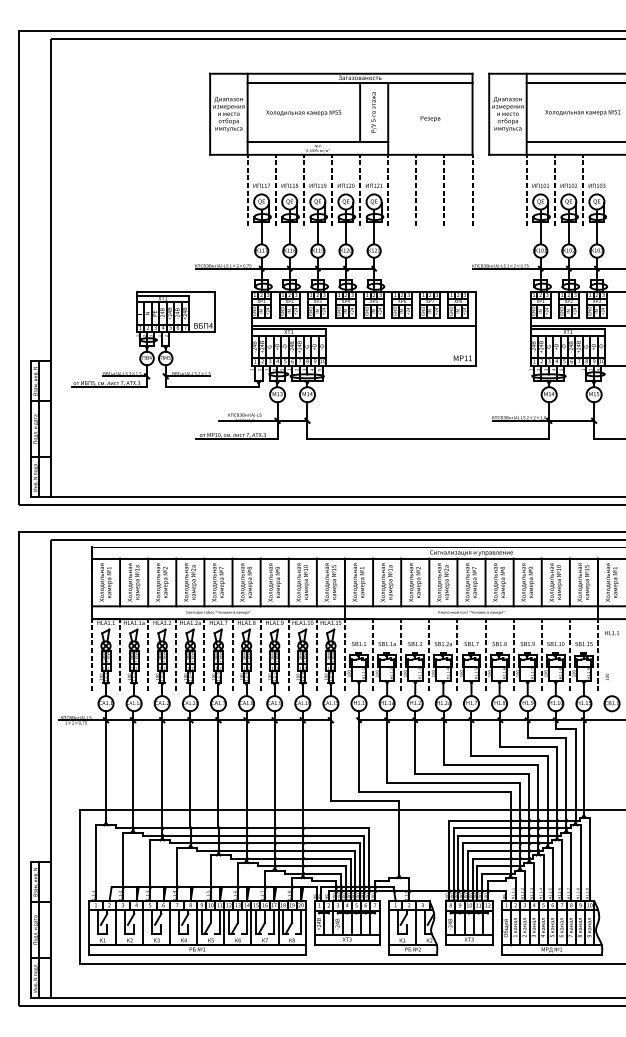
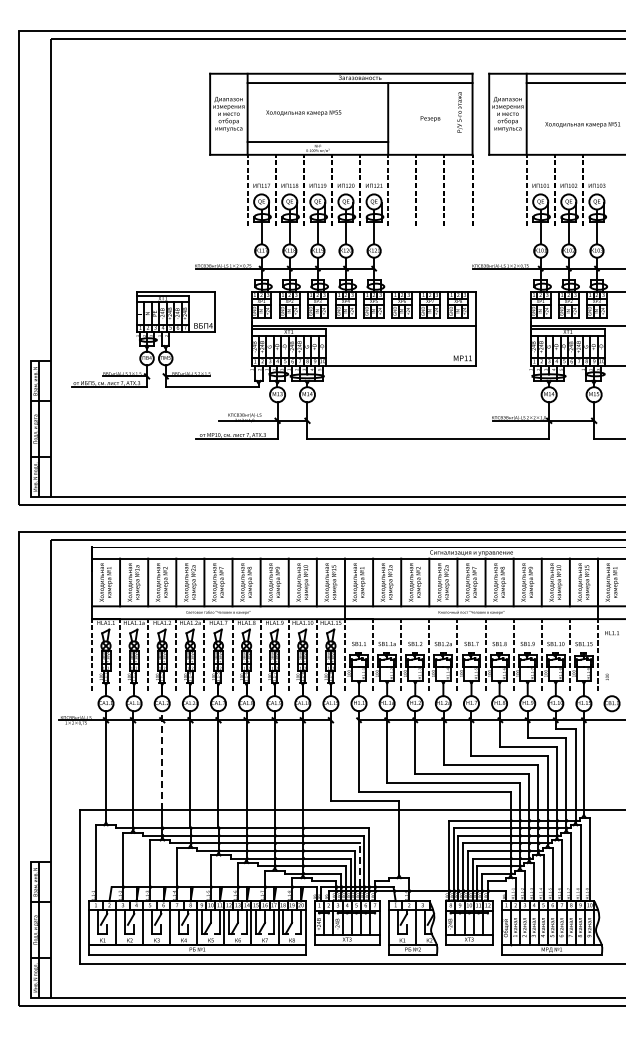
line: present -> none (360, 112)
text position: (373, 112) -> (459, 112) (459, 112)
text position: (582, 112) -> (582, 124) (582, 124)
line: present -> none (574, 142)
line: solid -> dashed (162, 760)
line: solid -> dashed (359, 864)
